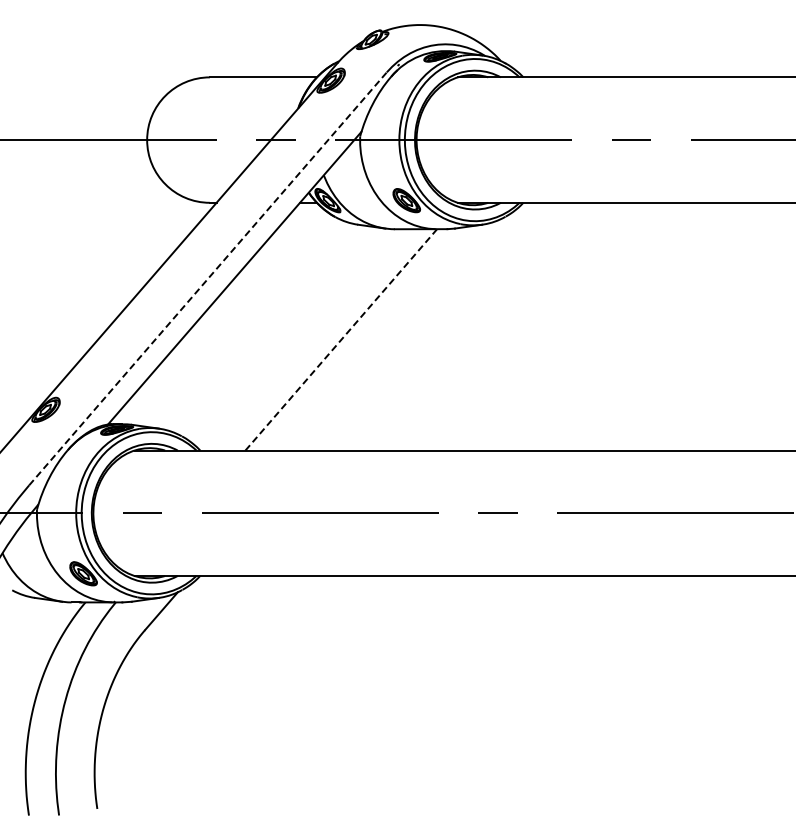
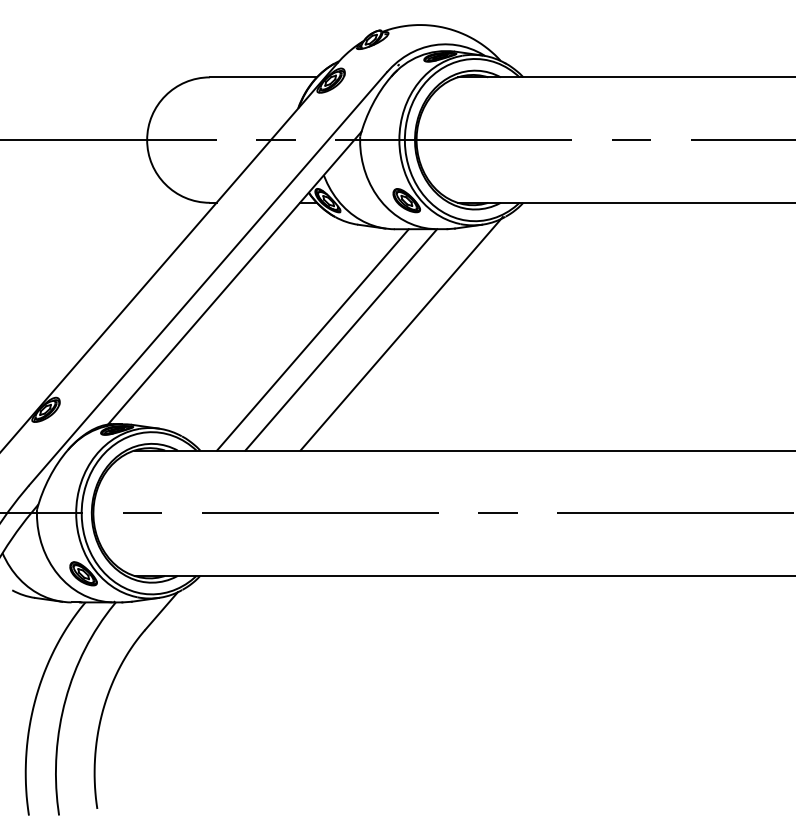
line: dashed -> solid (208, 278)
line: none -> present (401, 333)
line: none -> present (312, 339)
line: dashed -> solid (341, 339)
